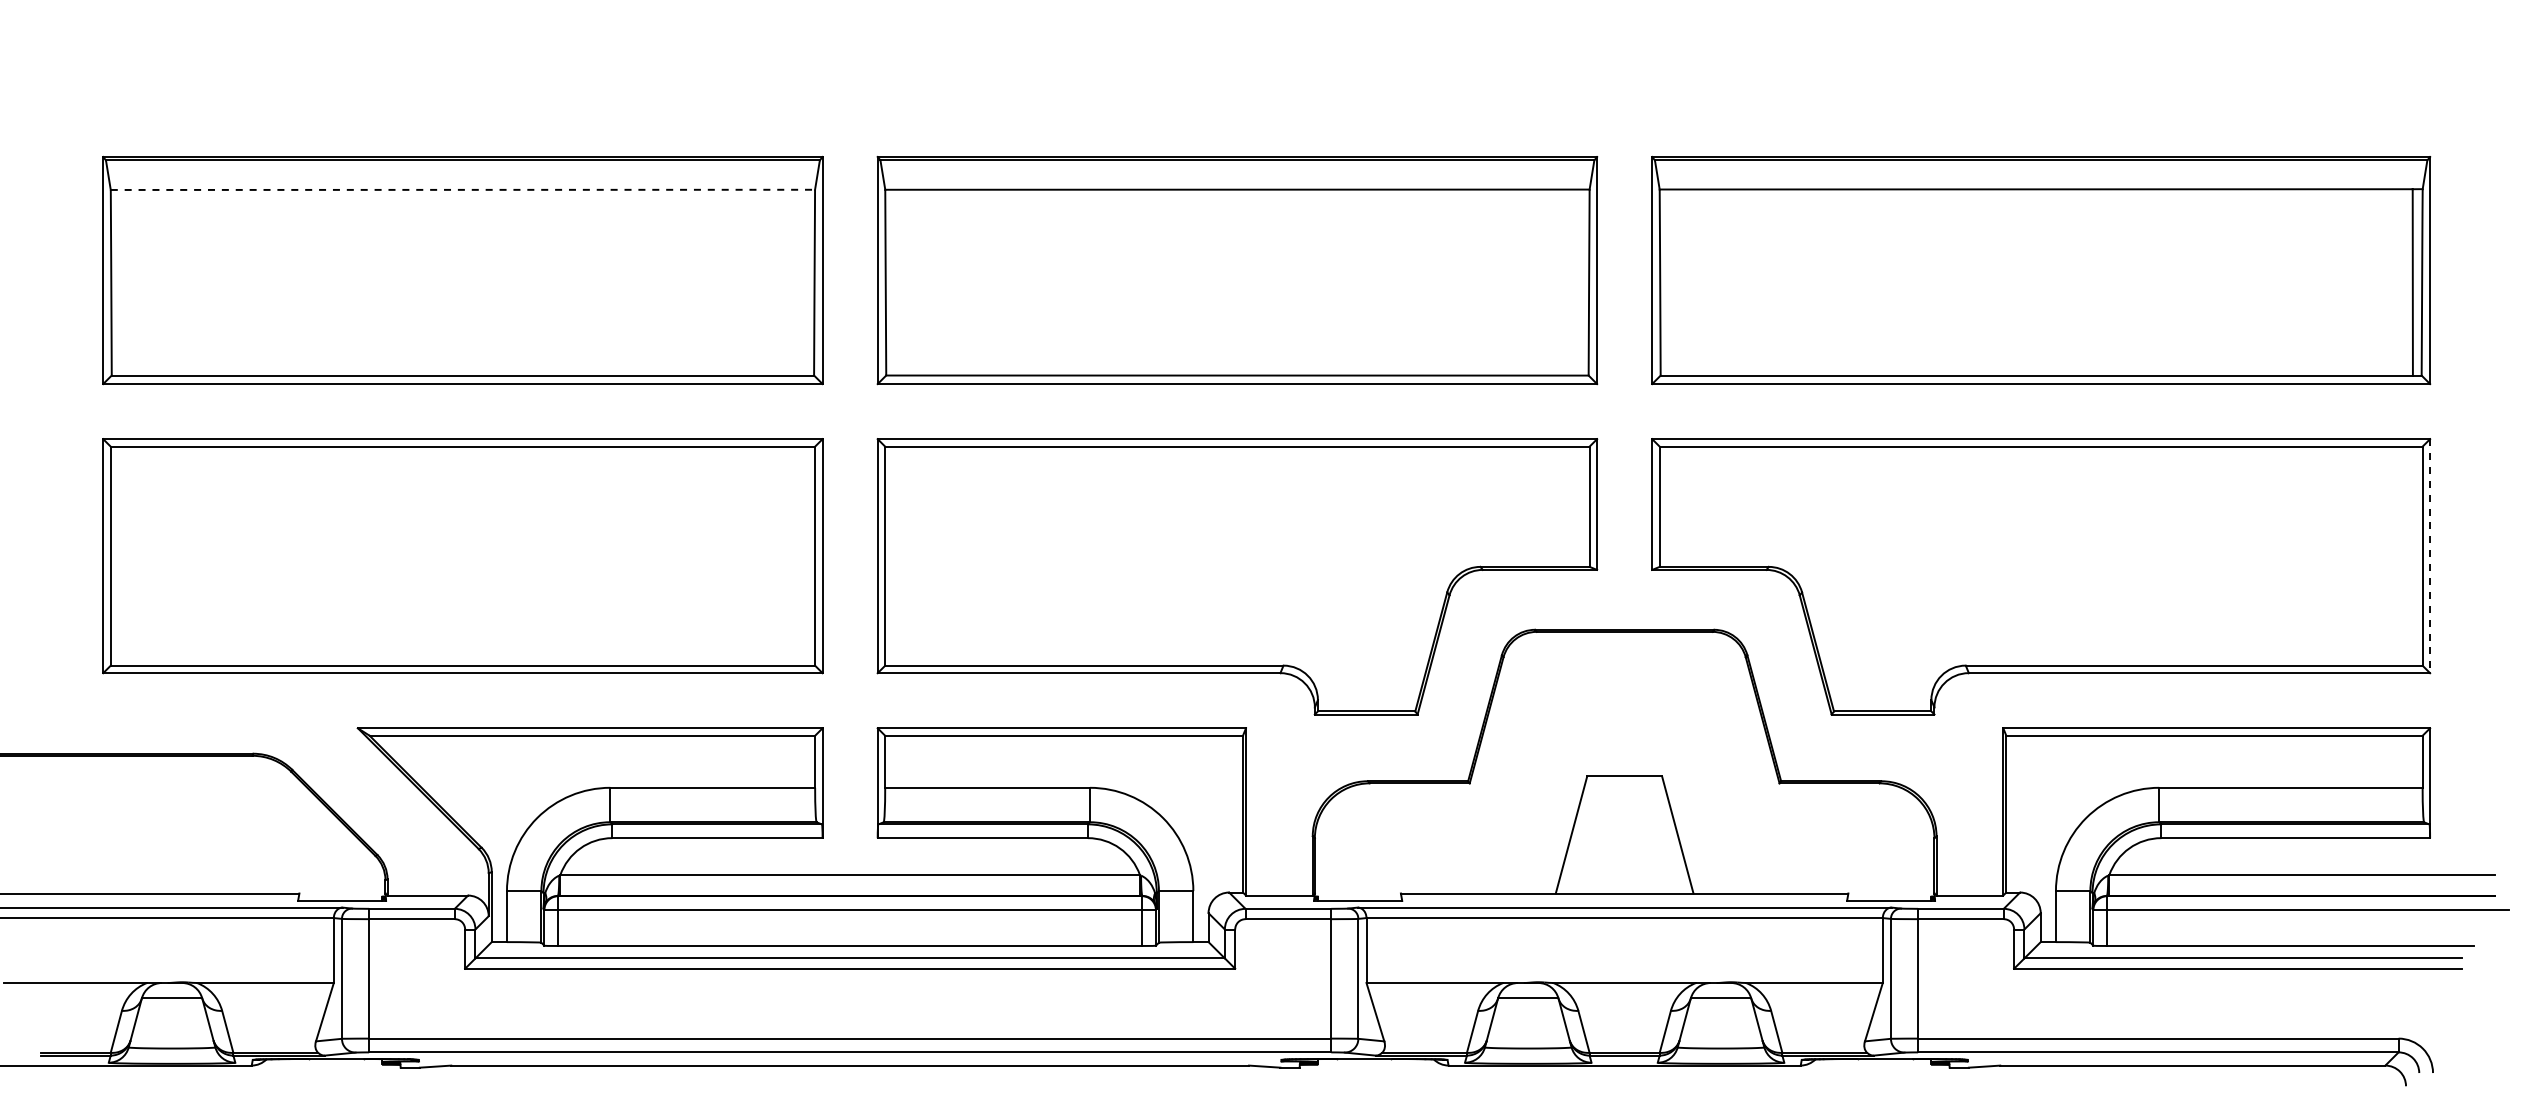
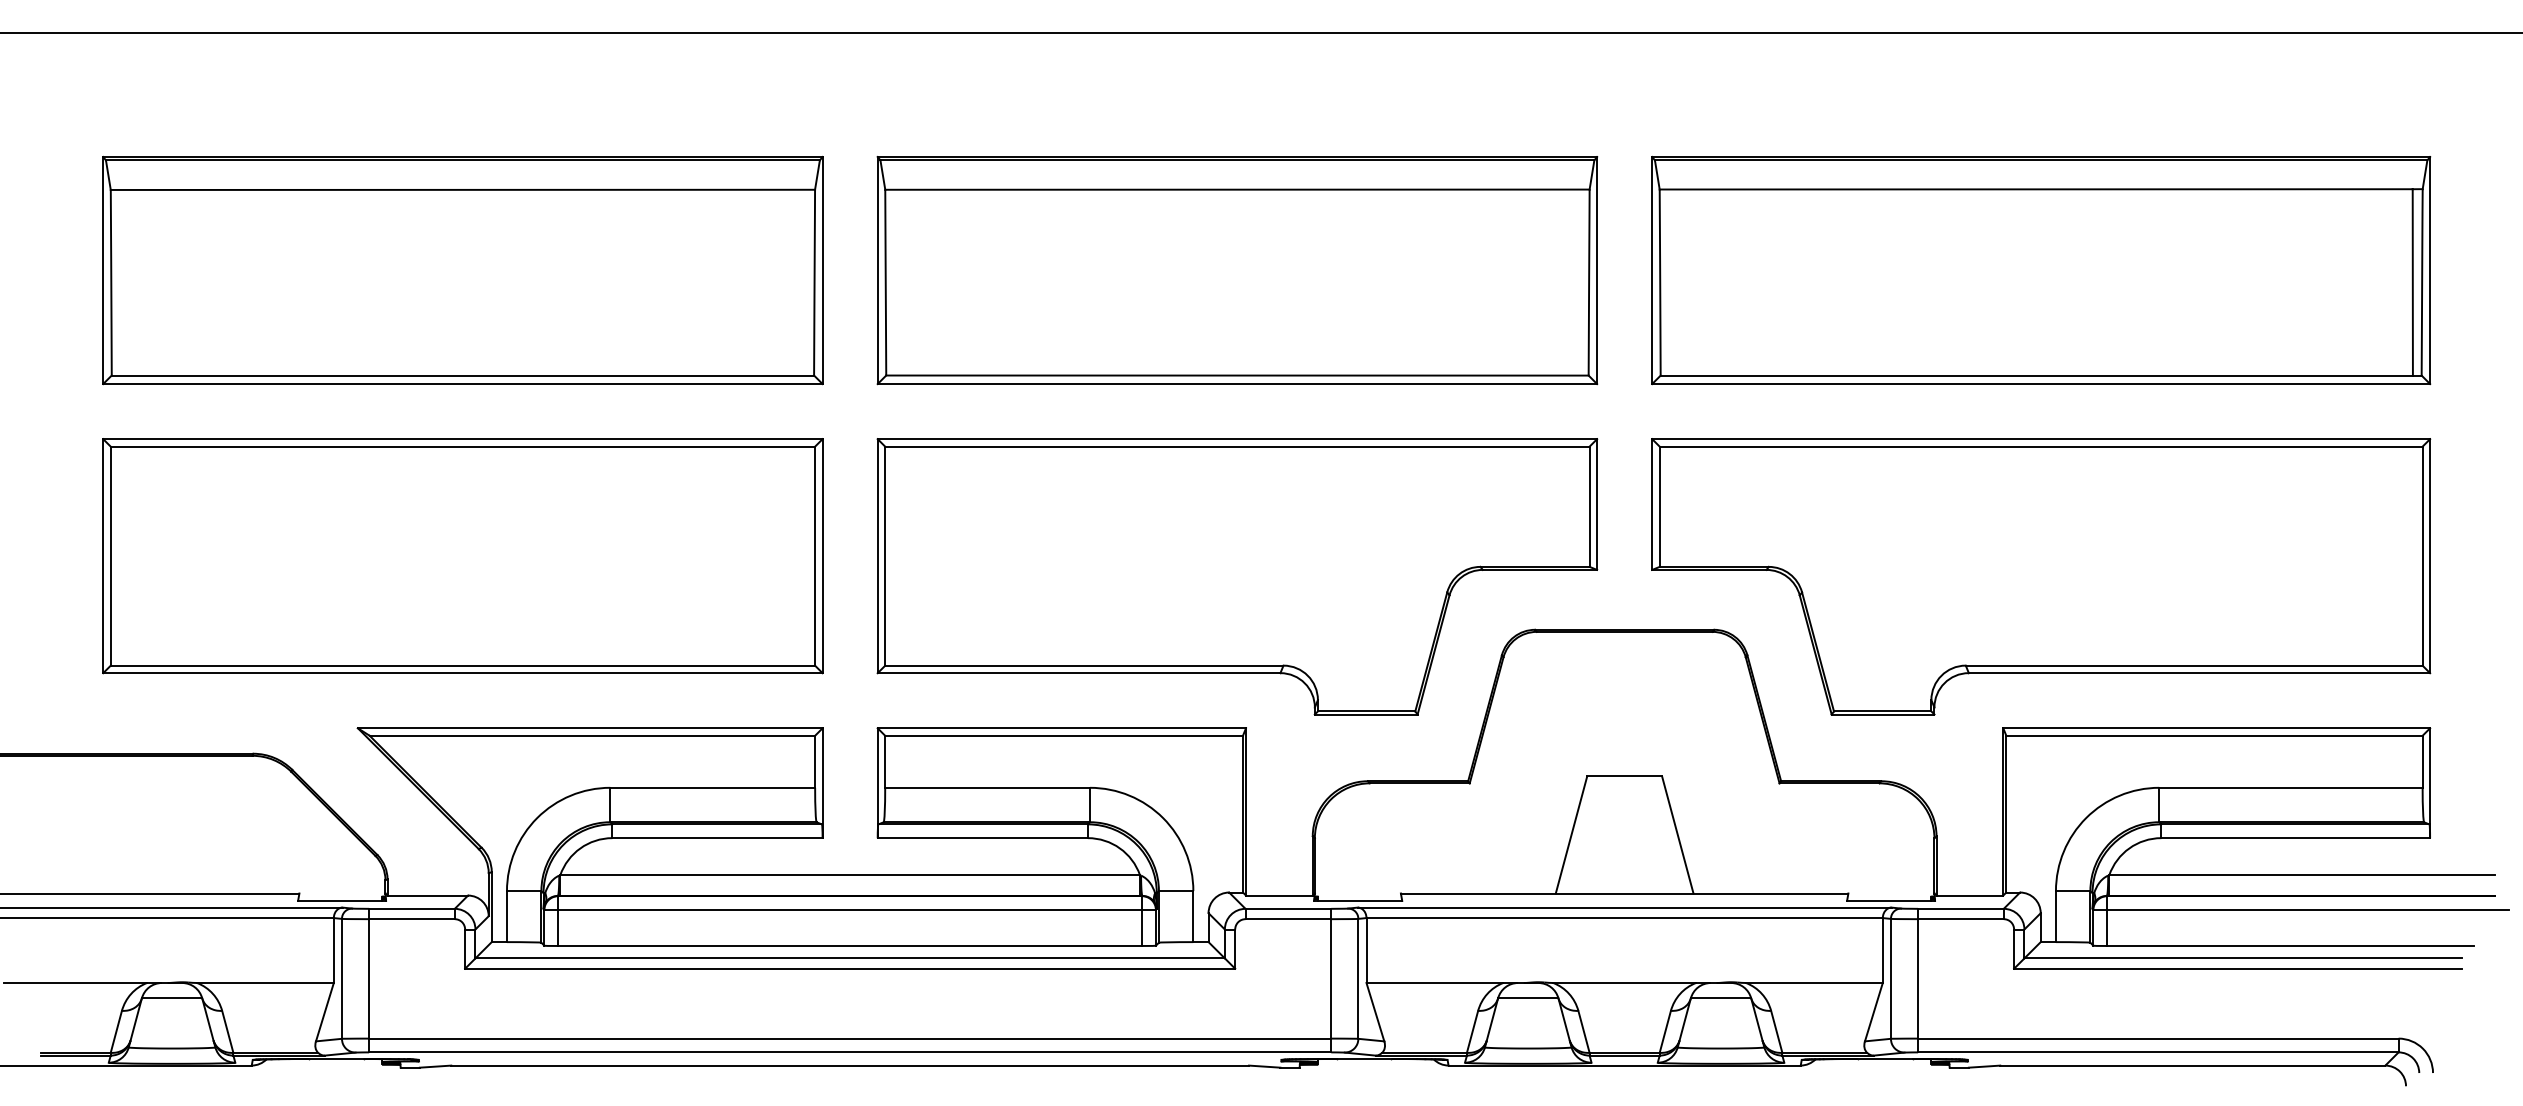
line: none -> present (1260, 32)
line: dashed -> solid (463, 189)
line: dashed -> solid (2430, 556)
